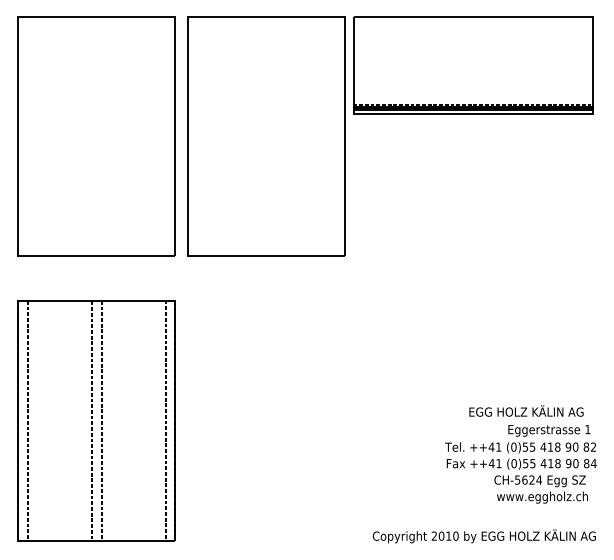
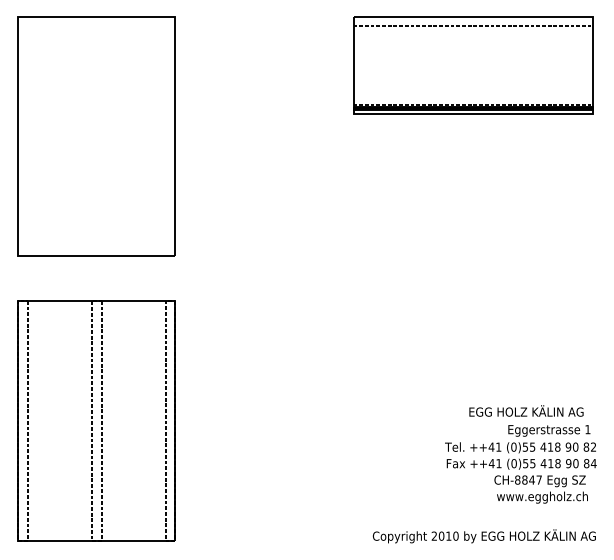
line: none -> present (473, 25)
part: present -> none (266, 136)
text: CH-5624 -> CH-8847 (528, 479)
